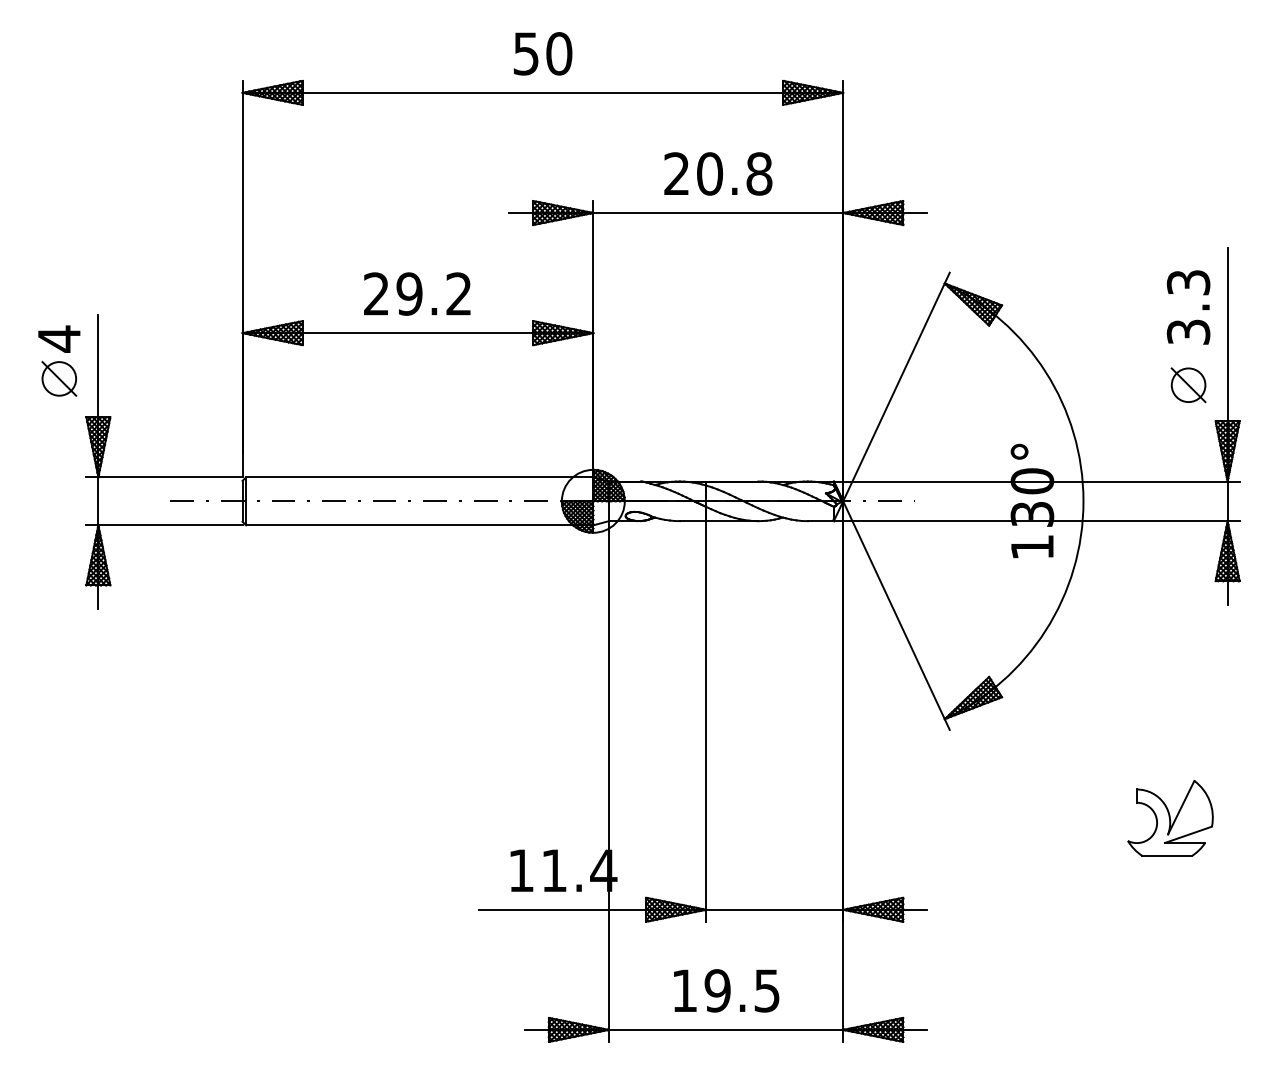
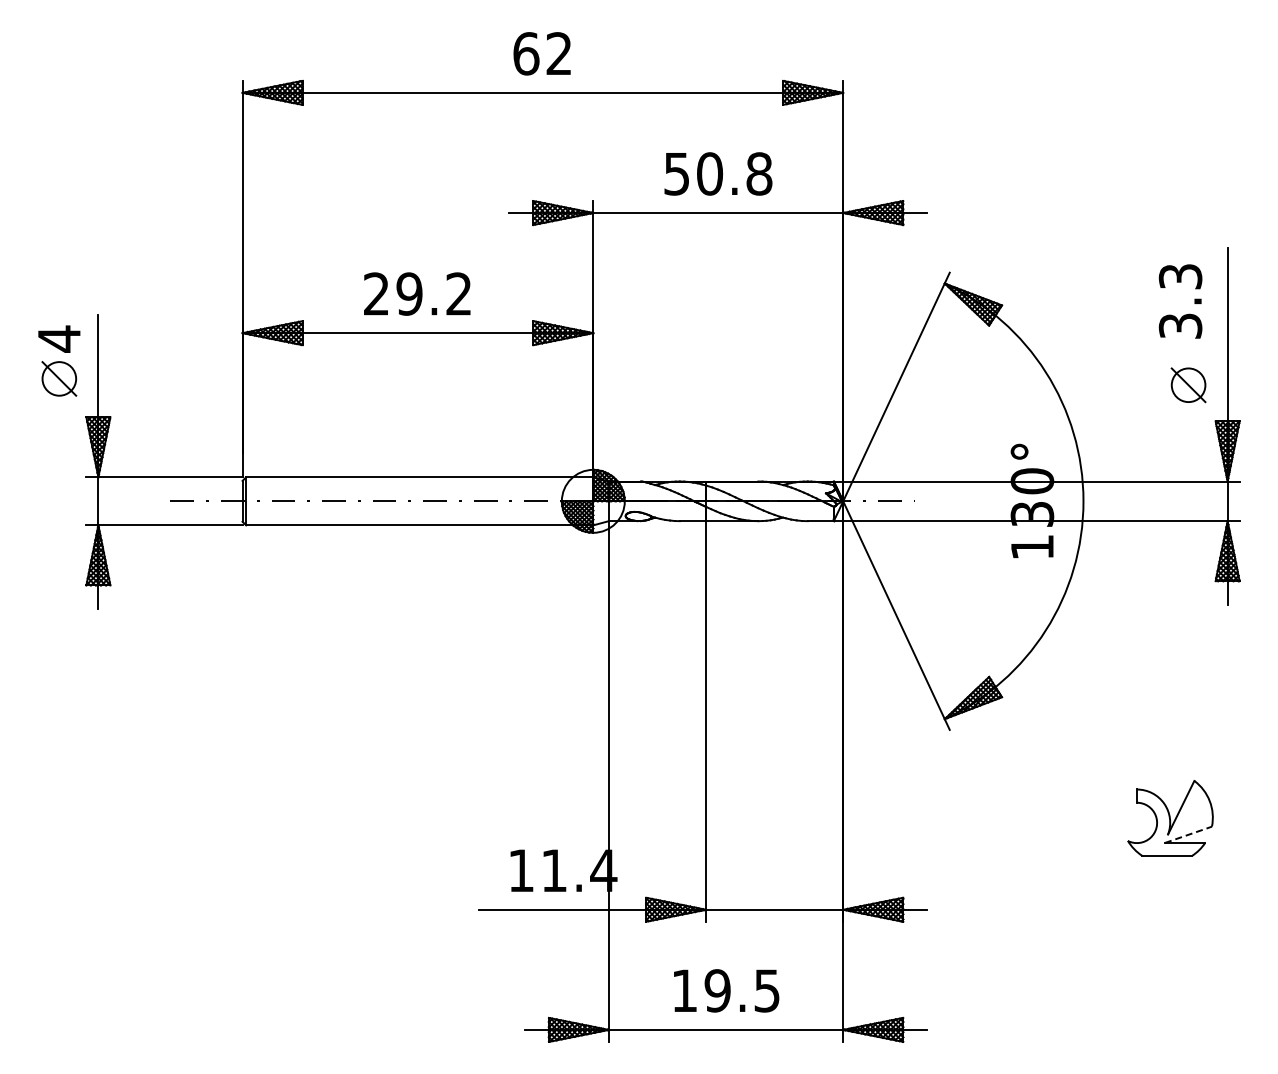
text: 50 -> 62 (542, 53)
text: 20.8 -> 50.8 (676, 173)
text position: (1188, 307) -> (1180, 301) (1180, 301)
line: solid -> dashed (1188, 834)
